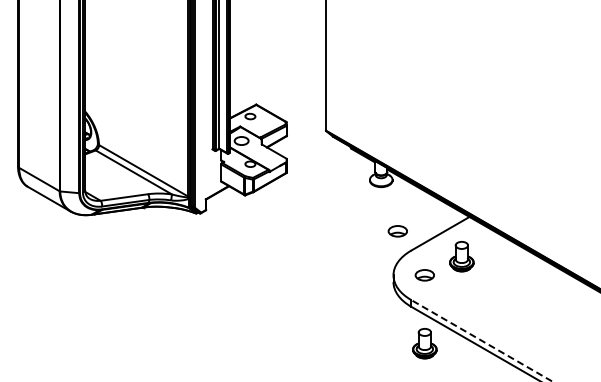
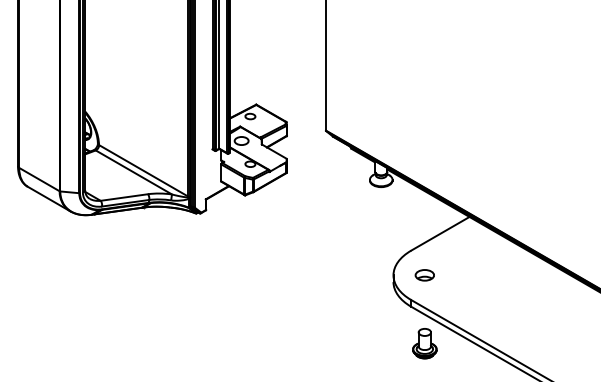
part: present -> none (397, 231)
part: present -> none (461, 256)
line: dashed -> solid (482, 341)
